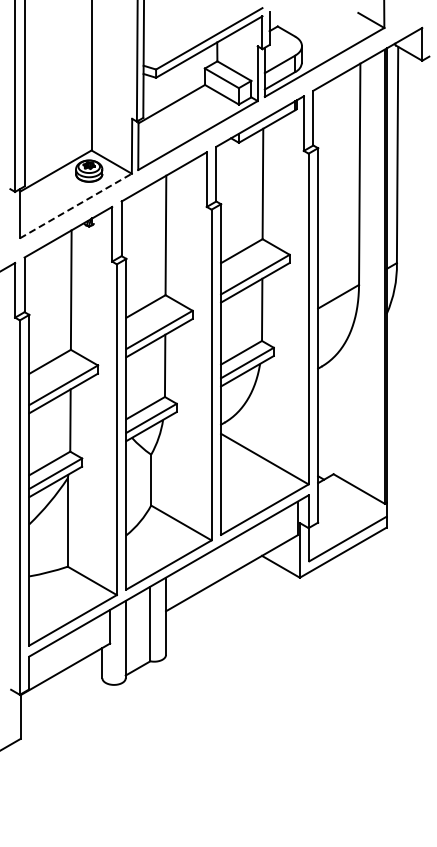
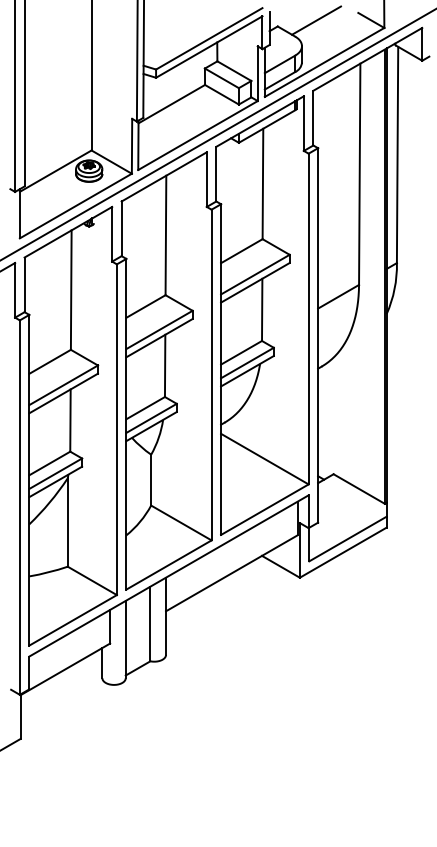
line: none -> present (316, 20)
line: none -> present (217, 134)
line: dashed -> solid (75, 206)
